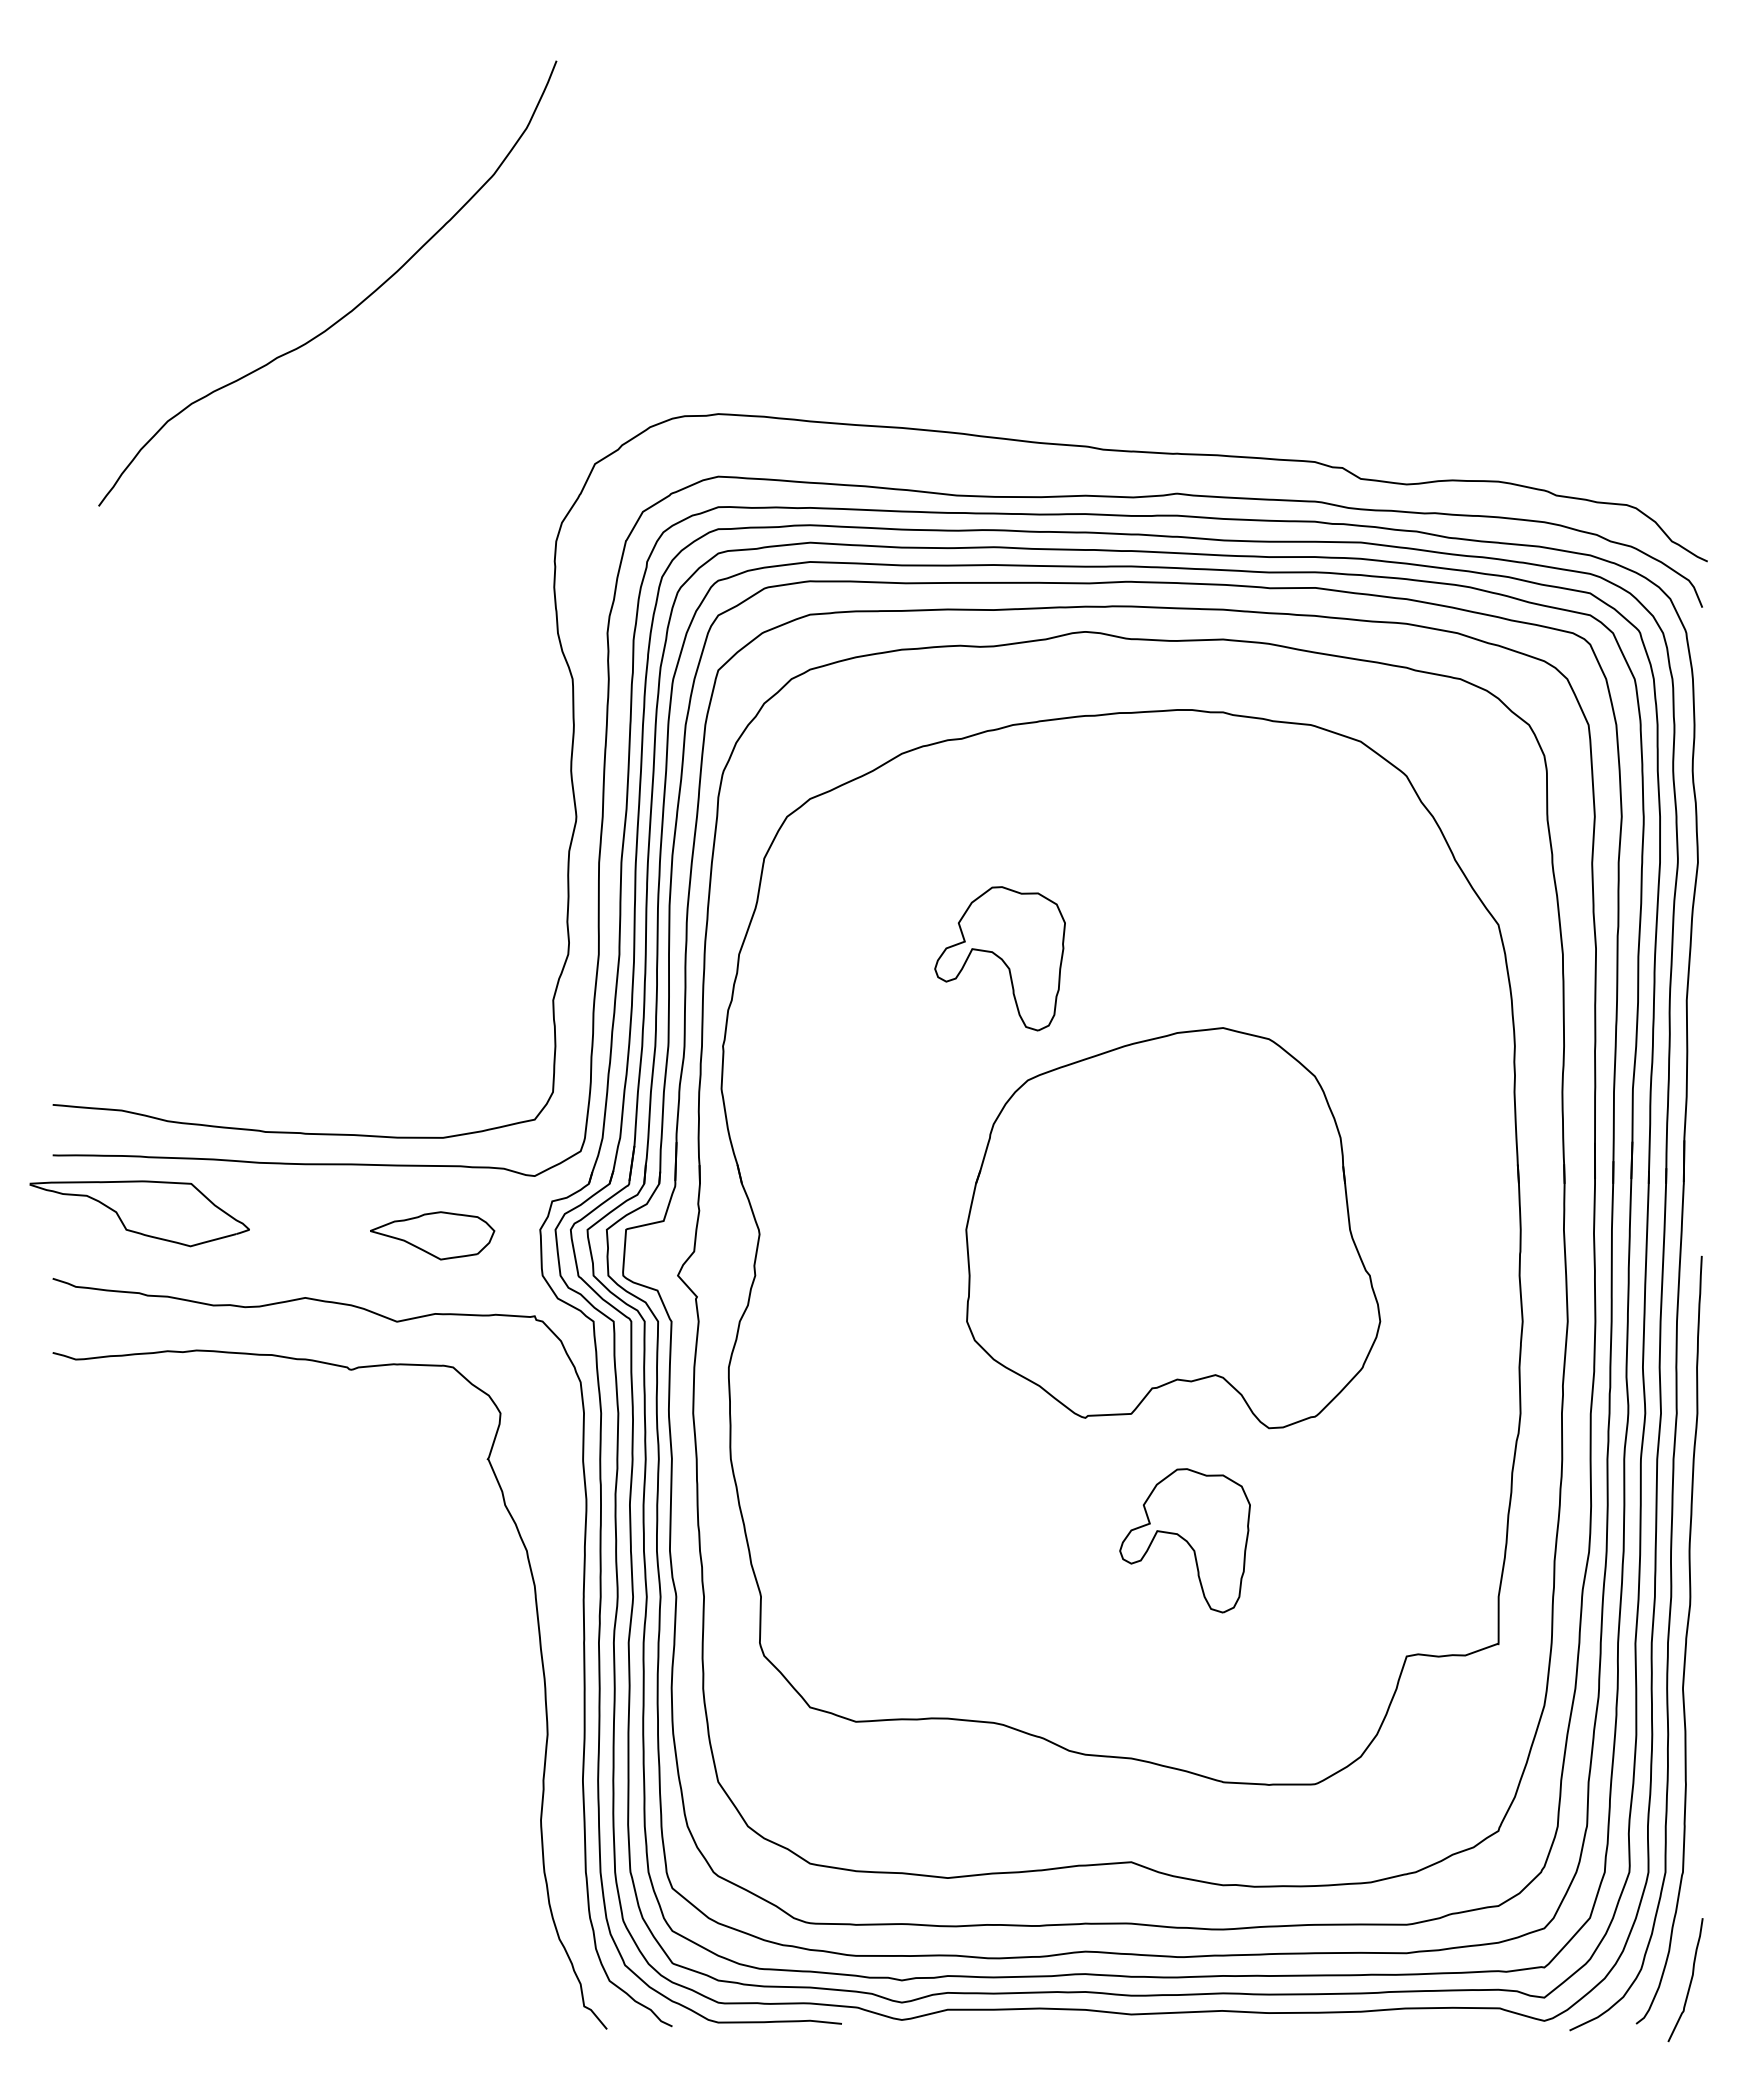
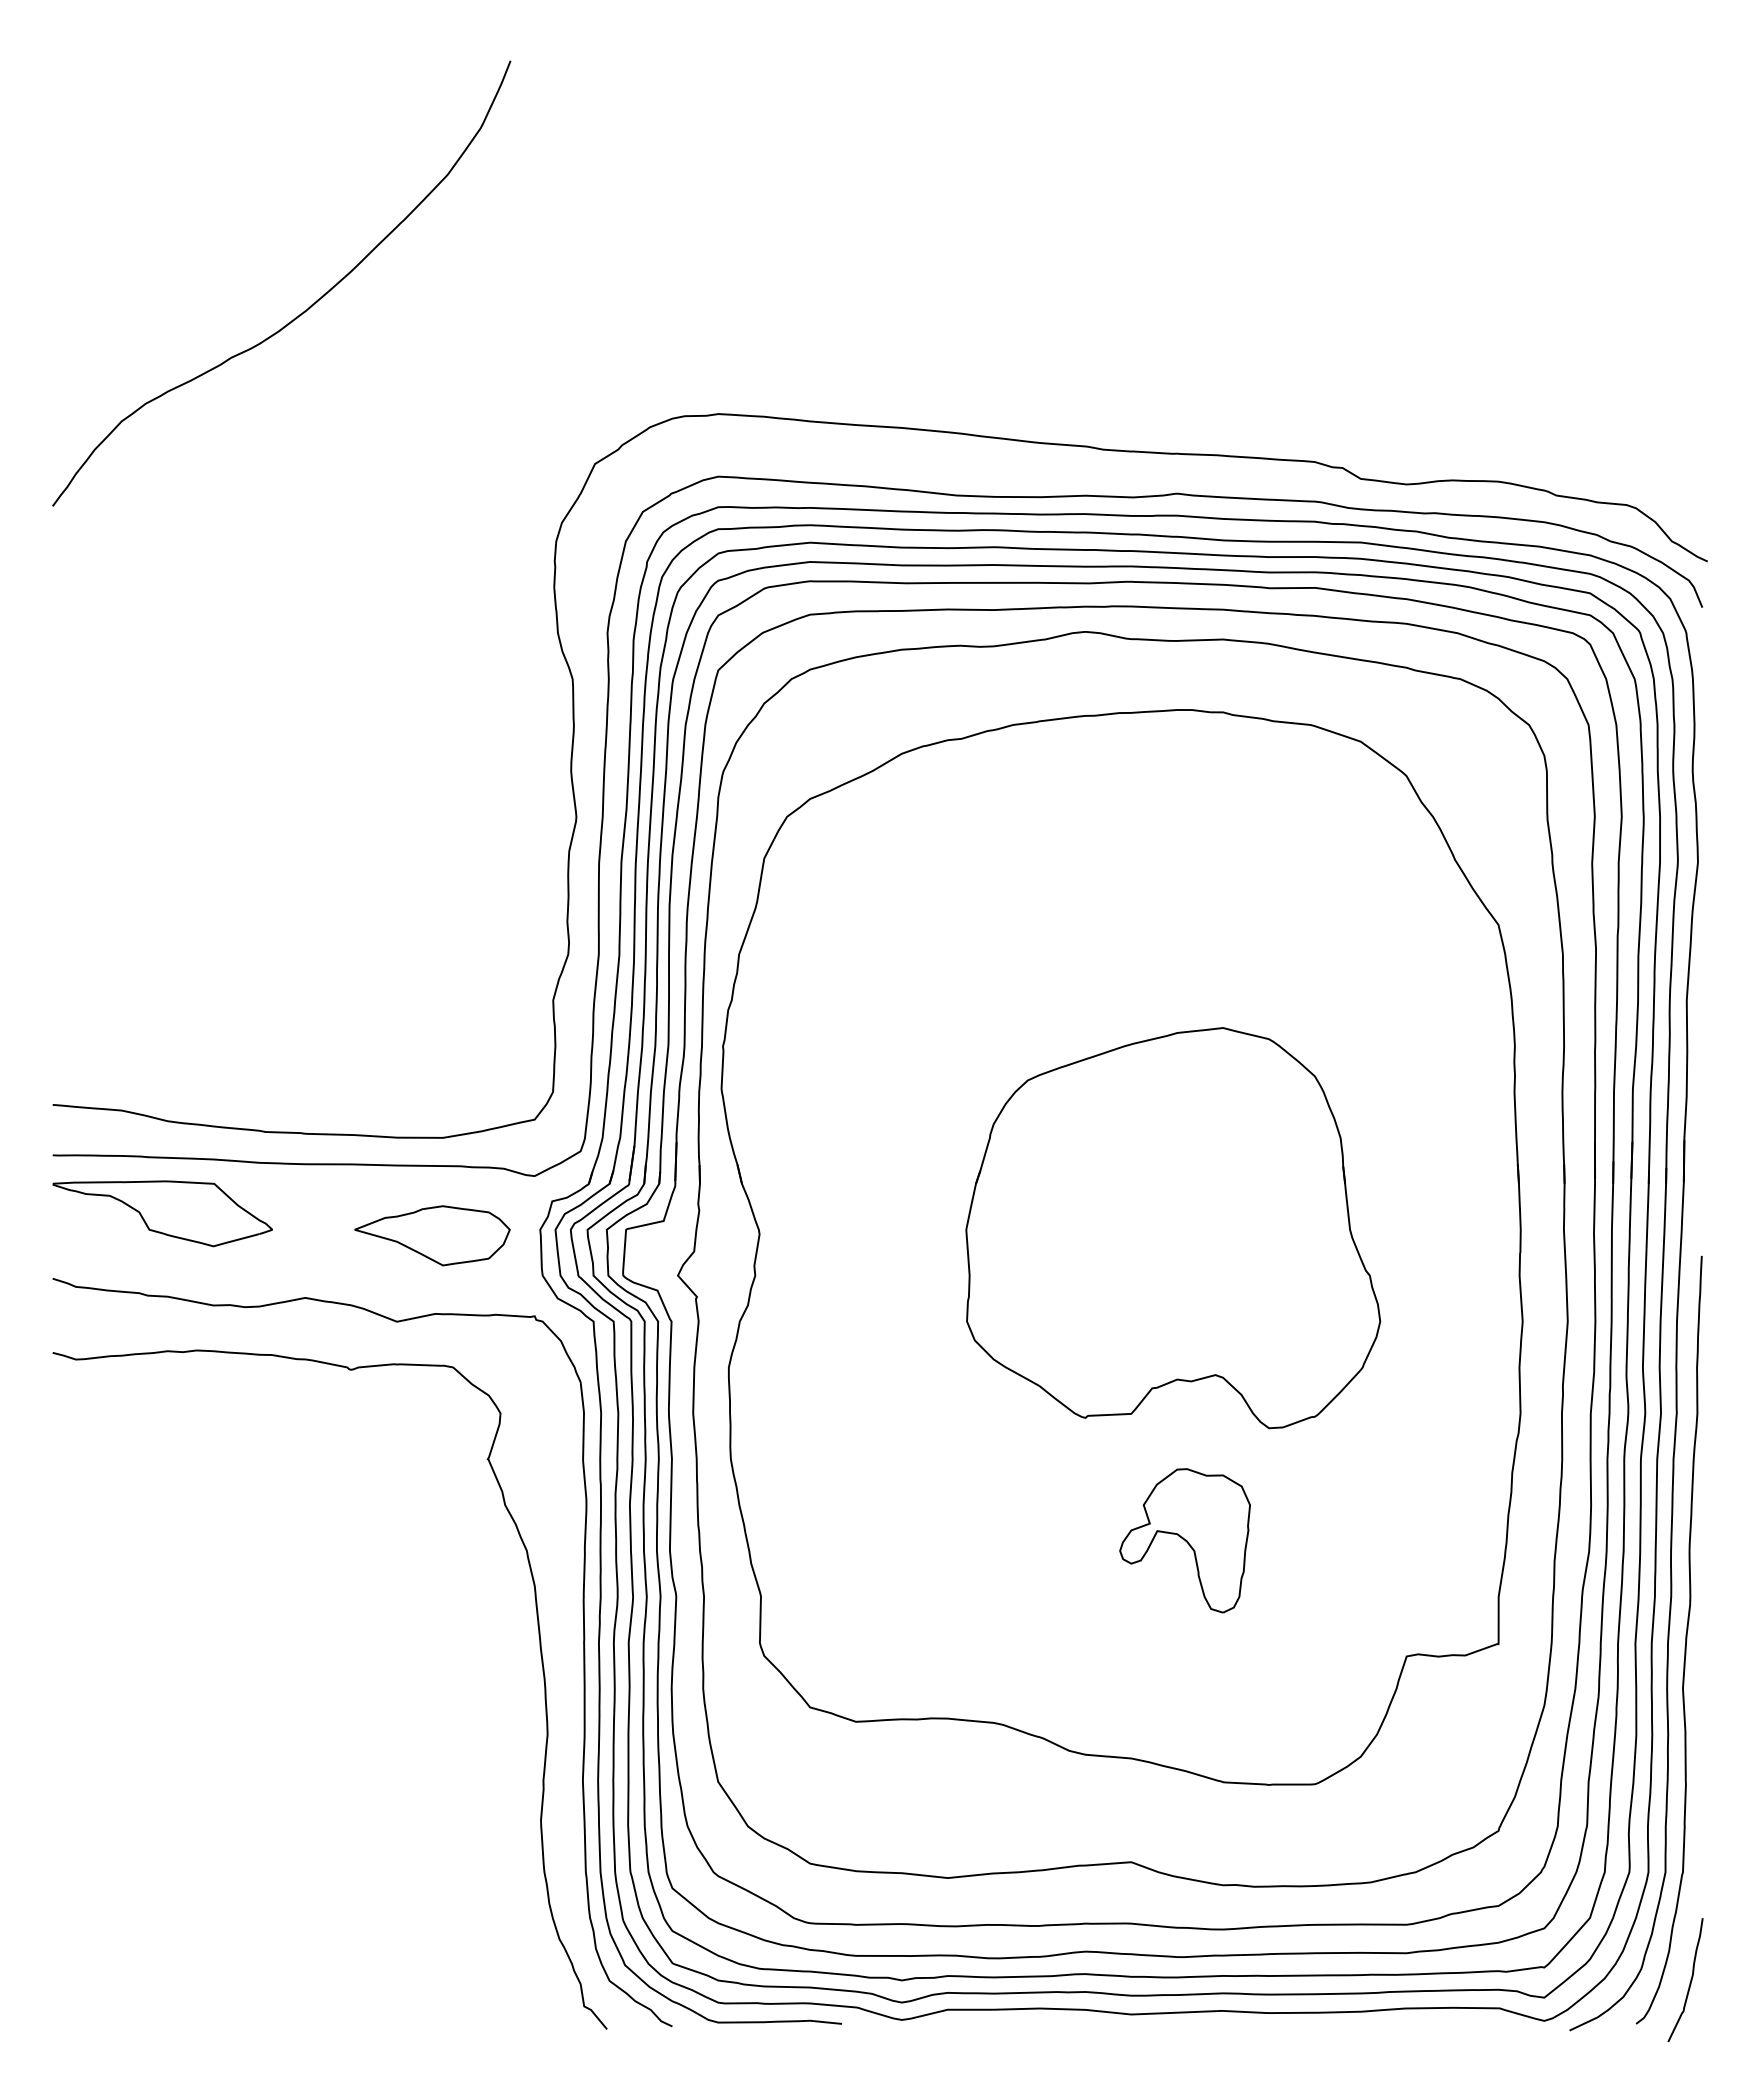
curve position: (350, 310) -> (304, 310) (304, 310)
part: present -> none (999, 958)
part position: (139, 1213) -> (162, 1213) (162, 1213)
part size: 126x50 px -> 157x62 px (432, 1235)
